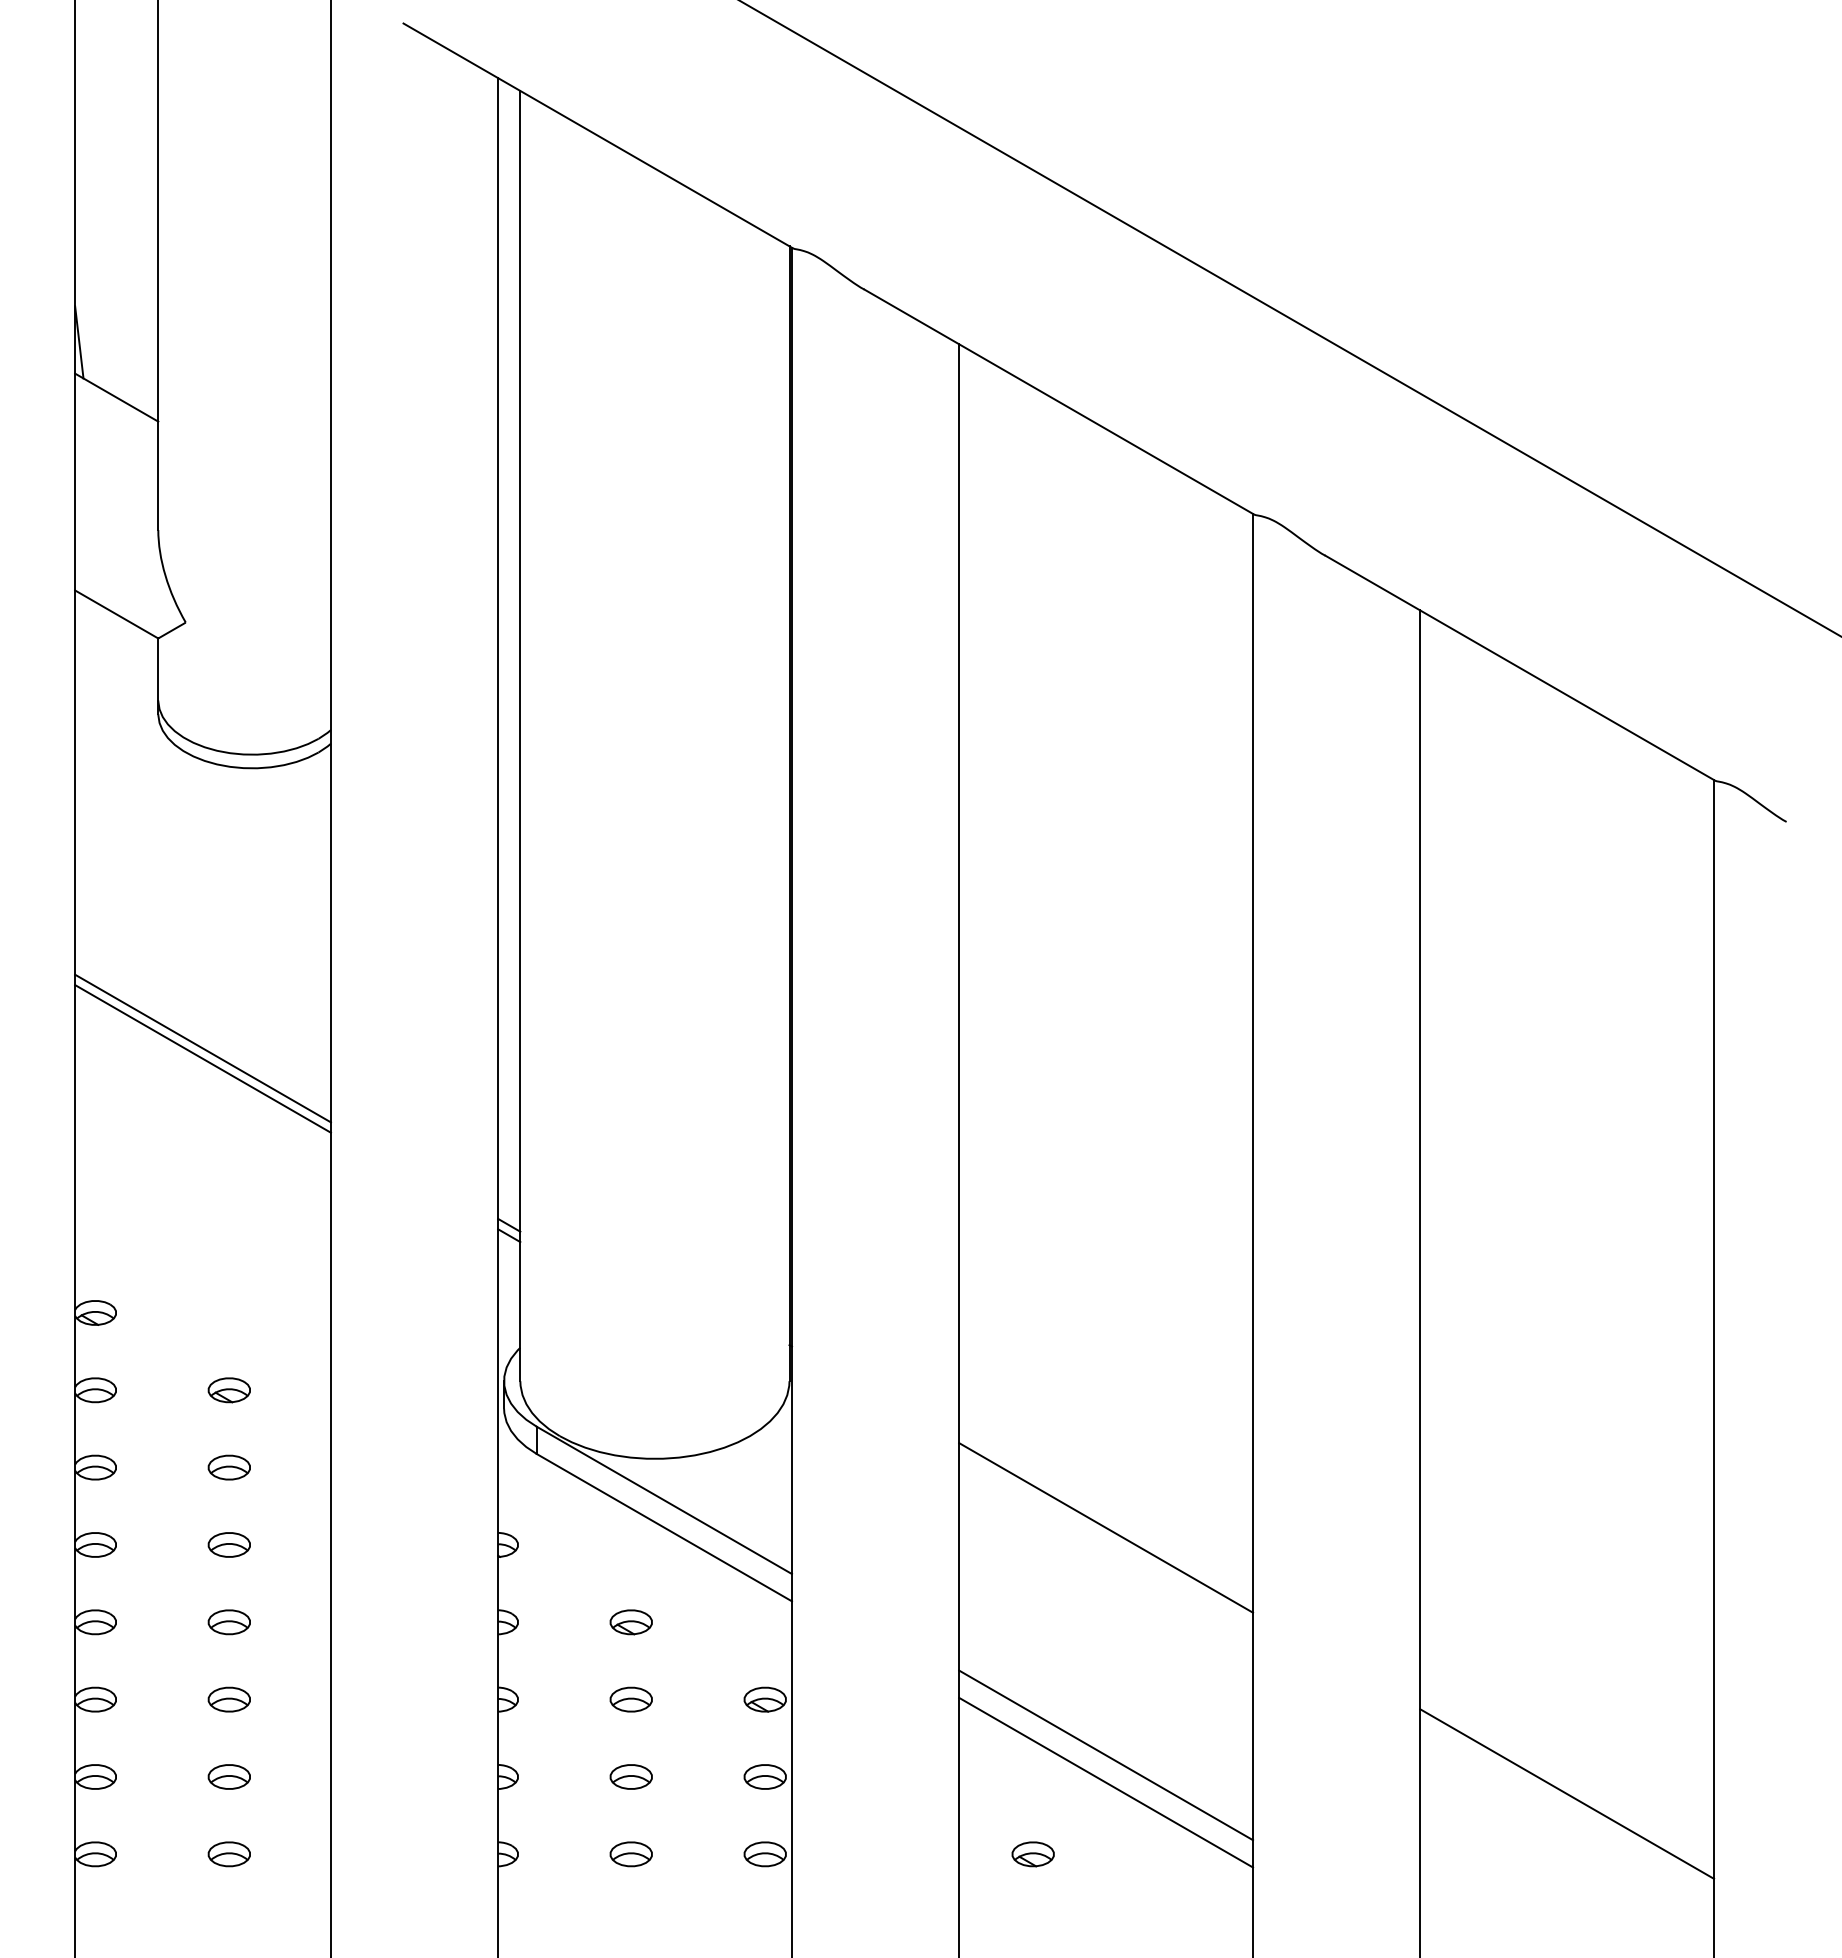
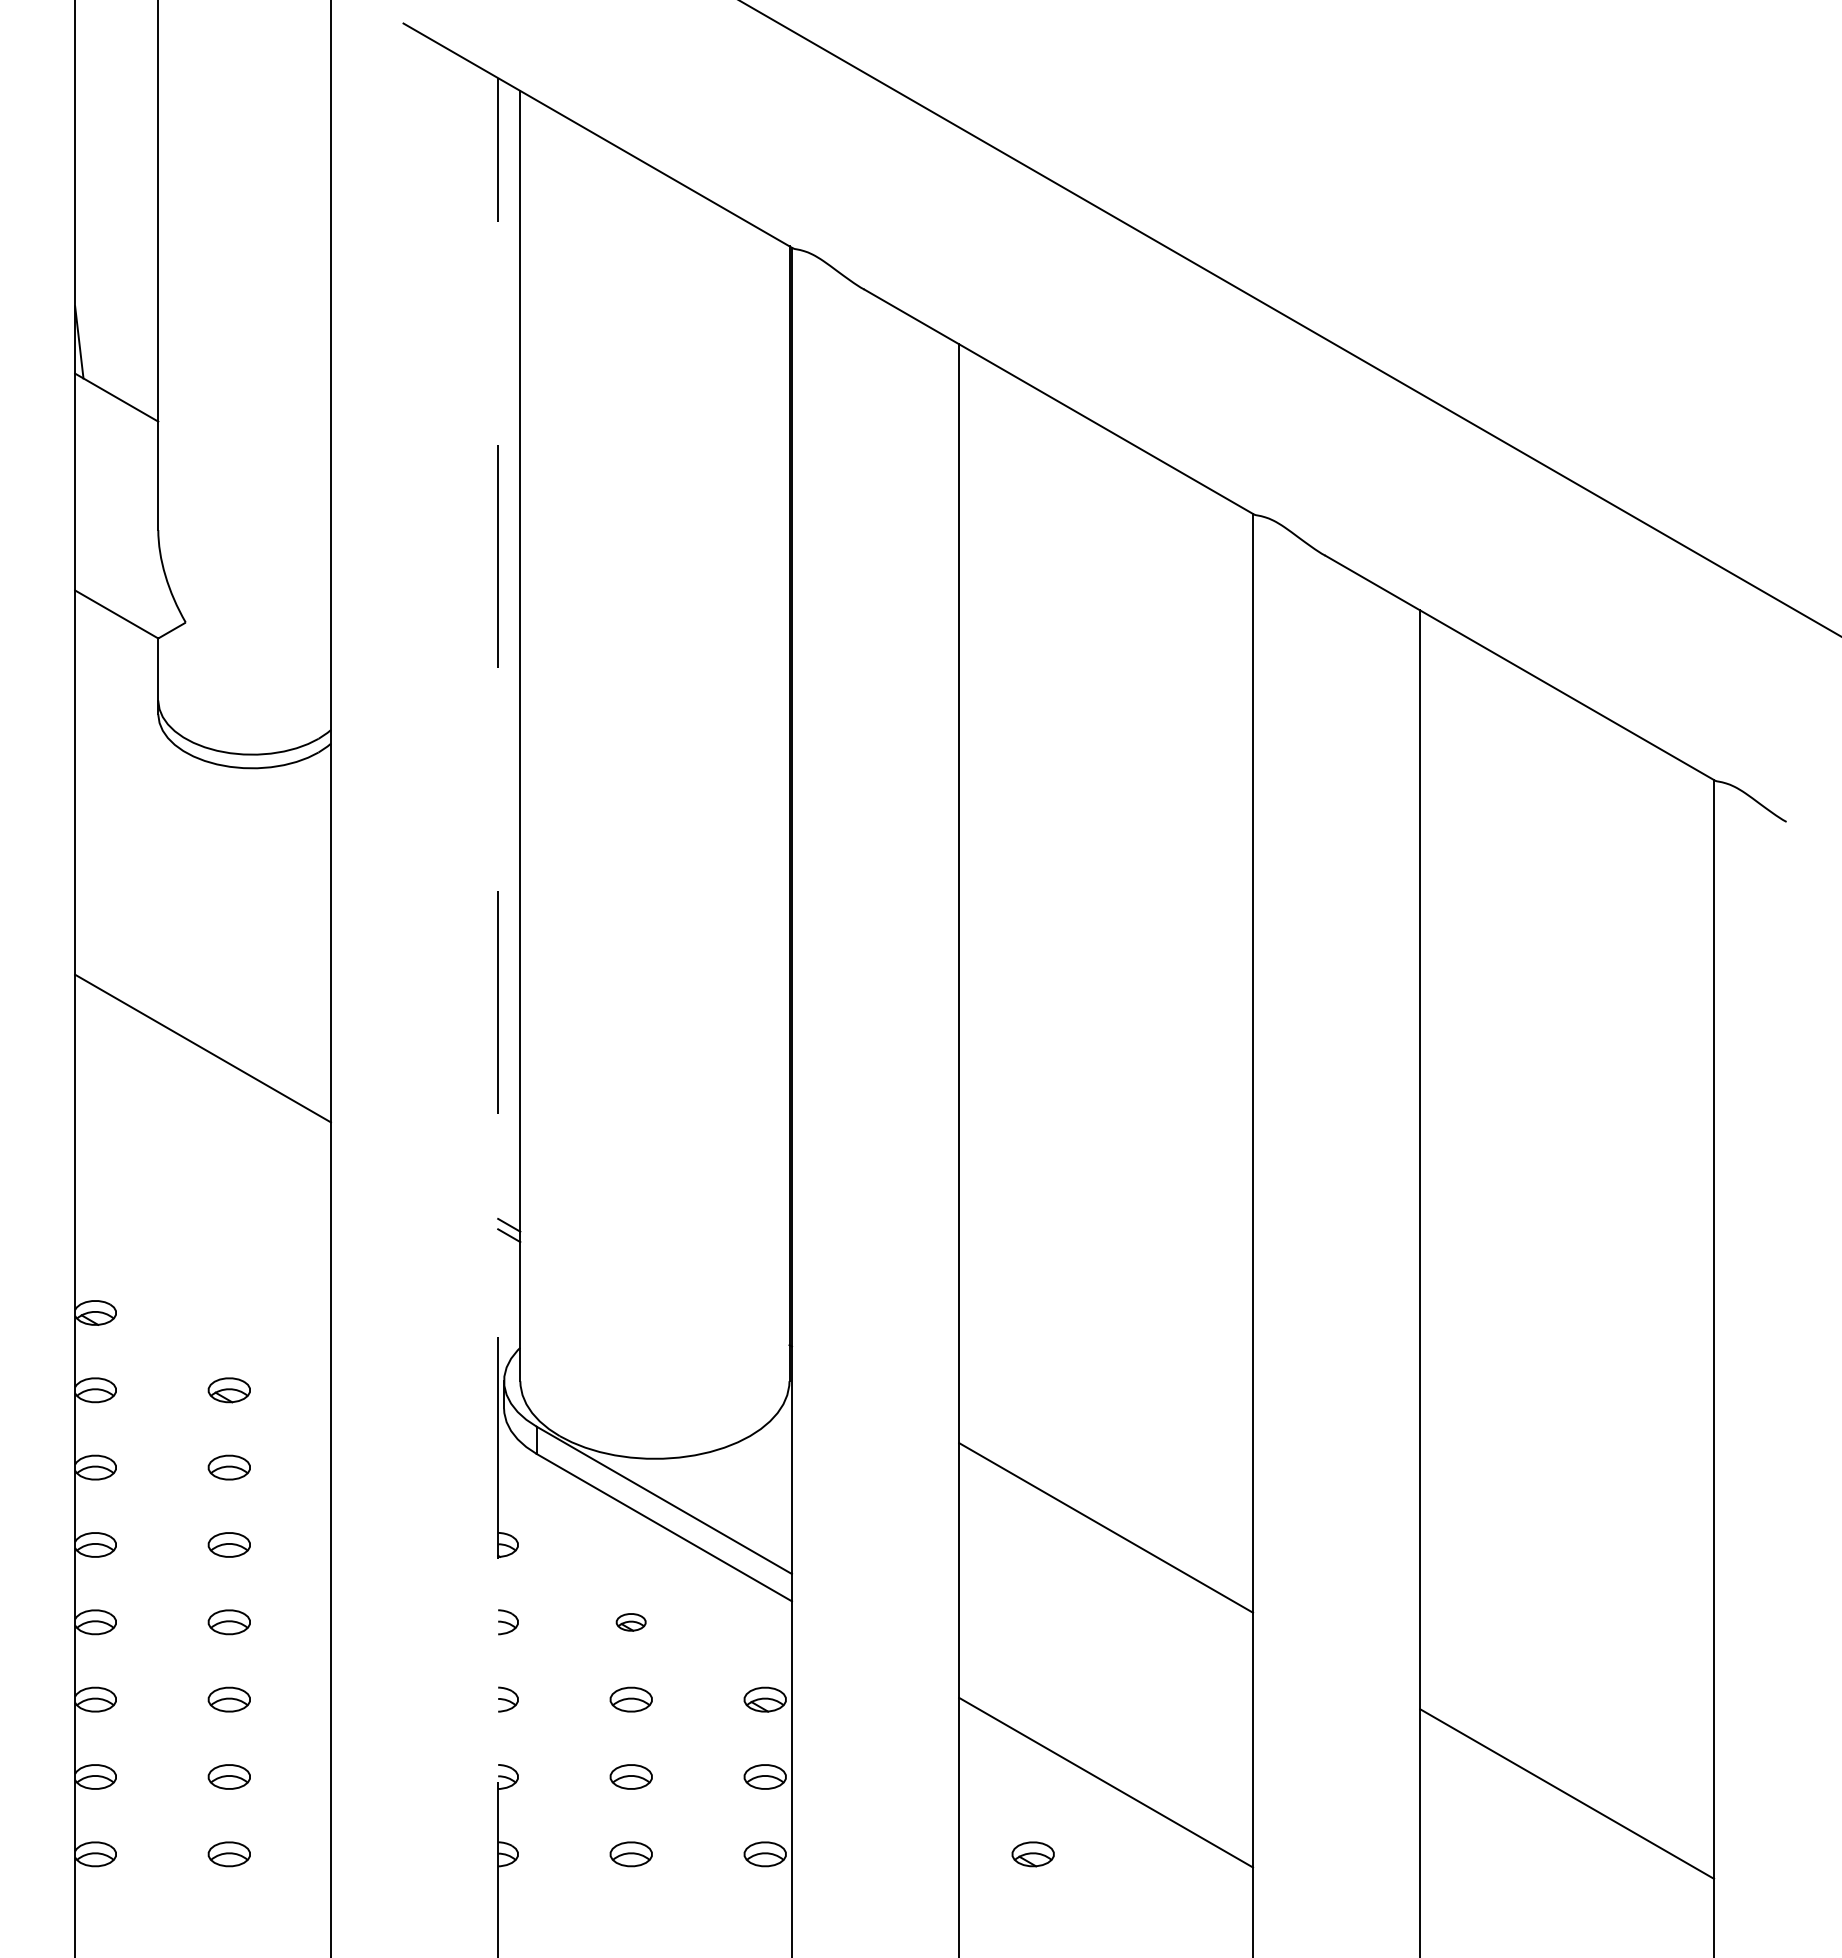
line: solid -> dashed (498, 1018)
line: present -> none (202, 1058)
part size: 44x27 px -> 32x19 px (630, 1622)
line: present -> none (1106, 1755)
